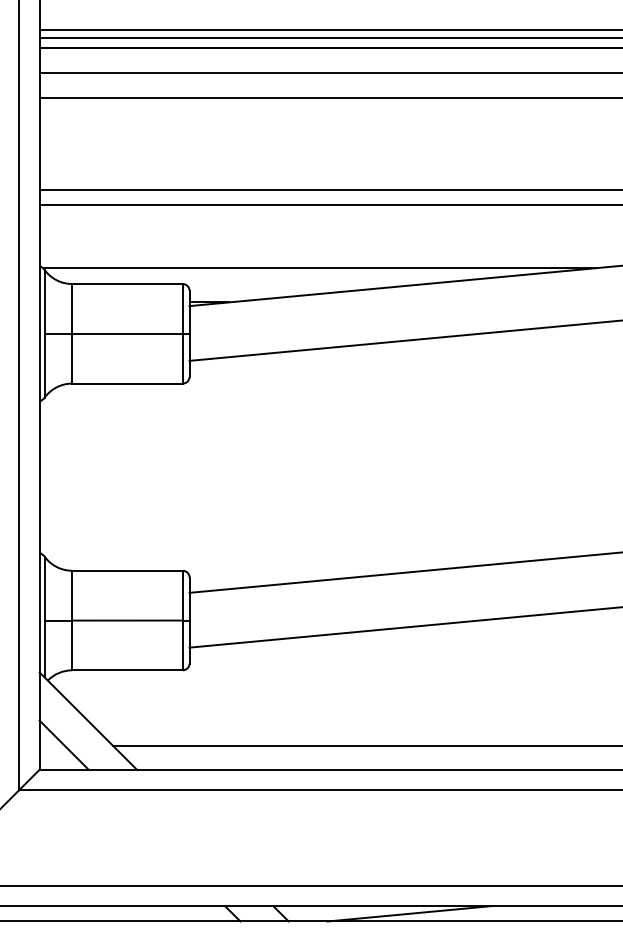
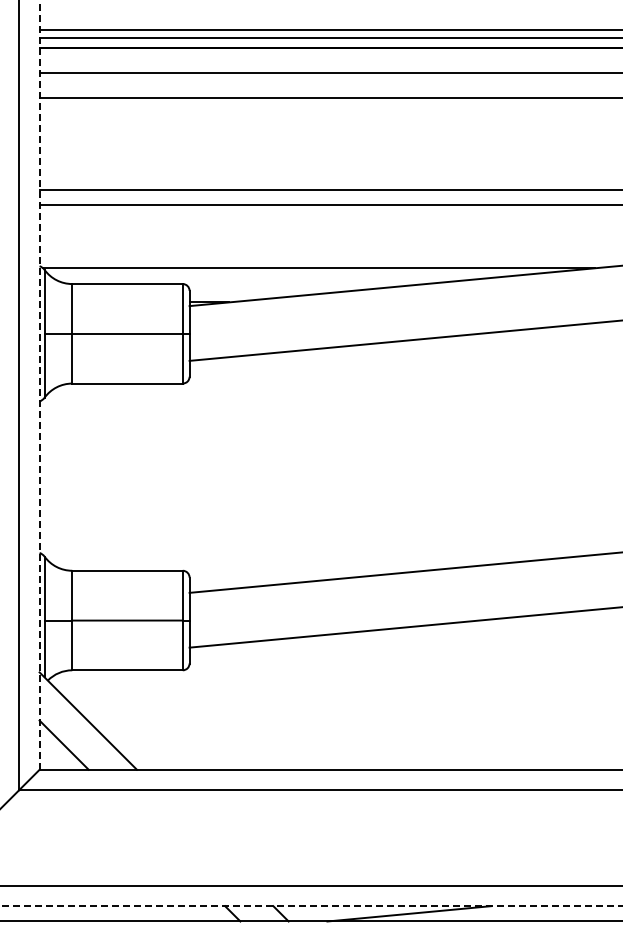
line: solid -> dashed (39, 384)
line: present -> none (365, 745)
line: solid -> dashed (311, 906)
